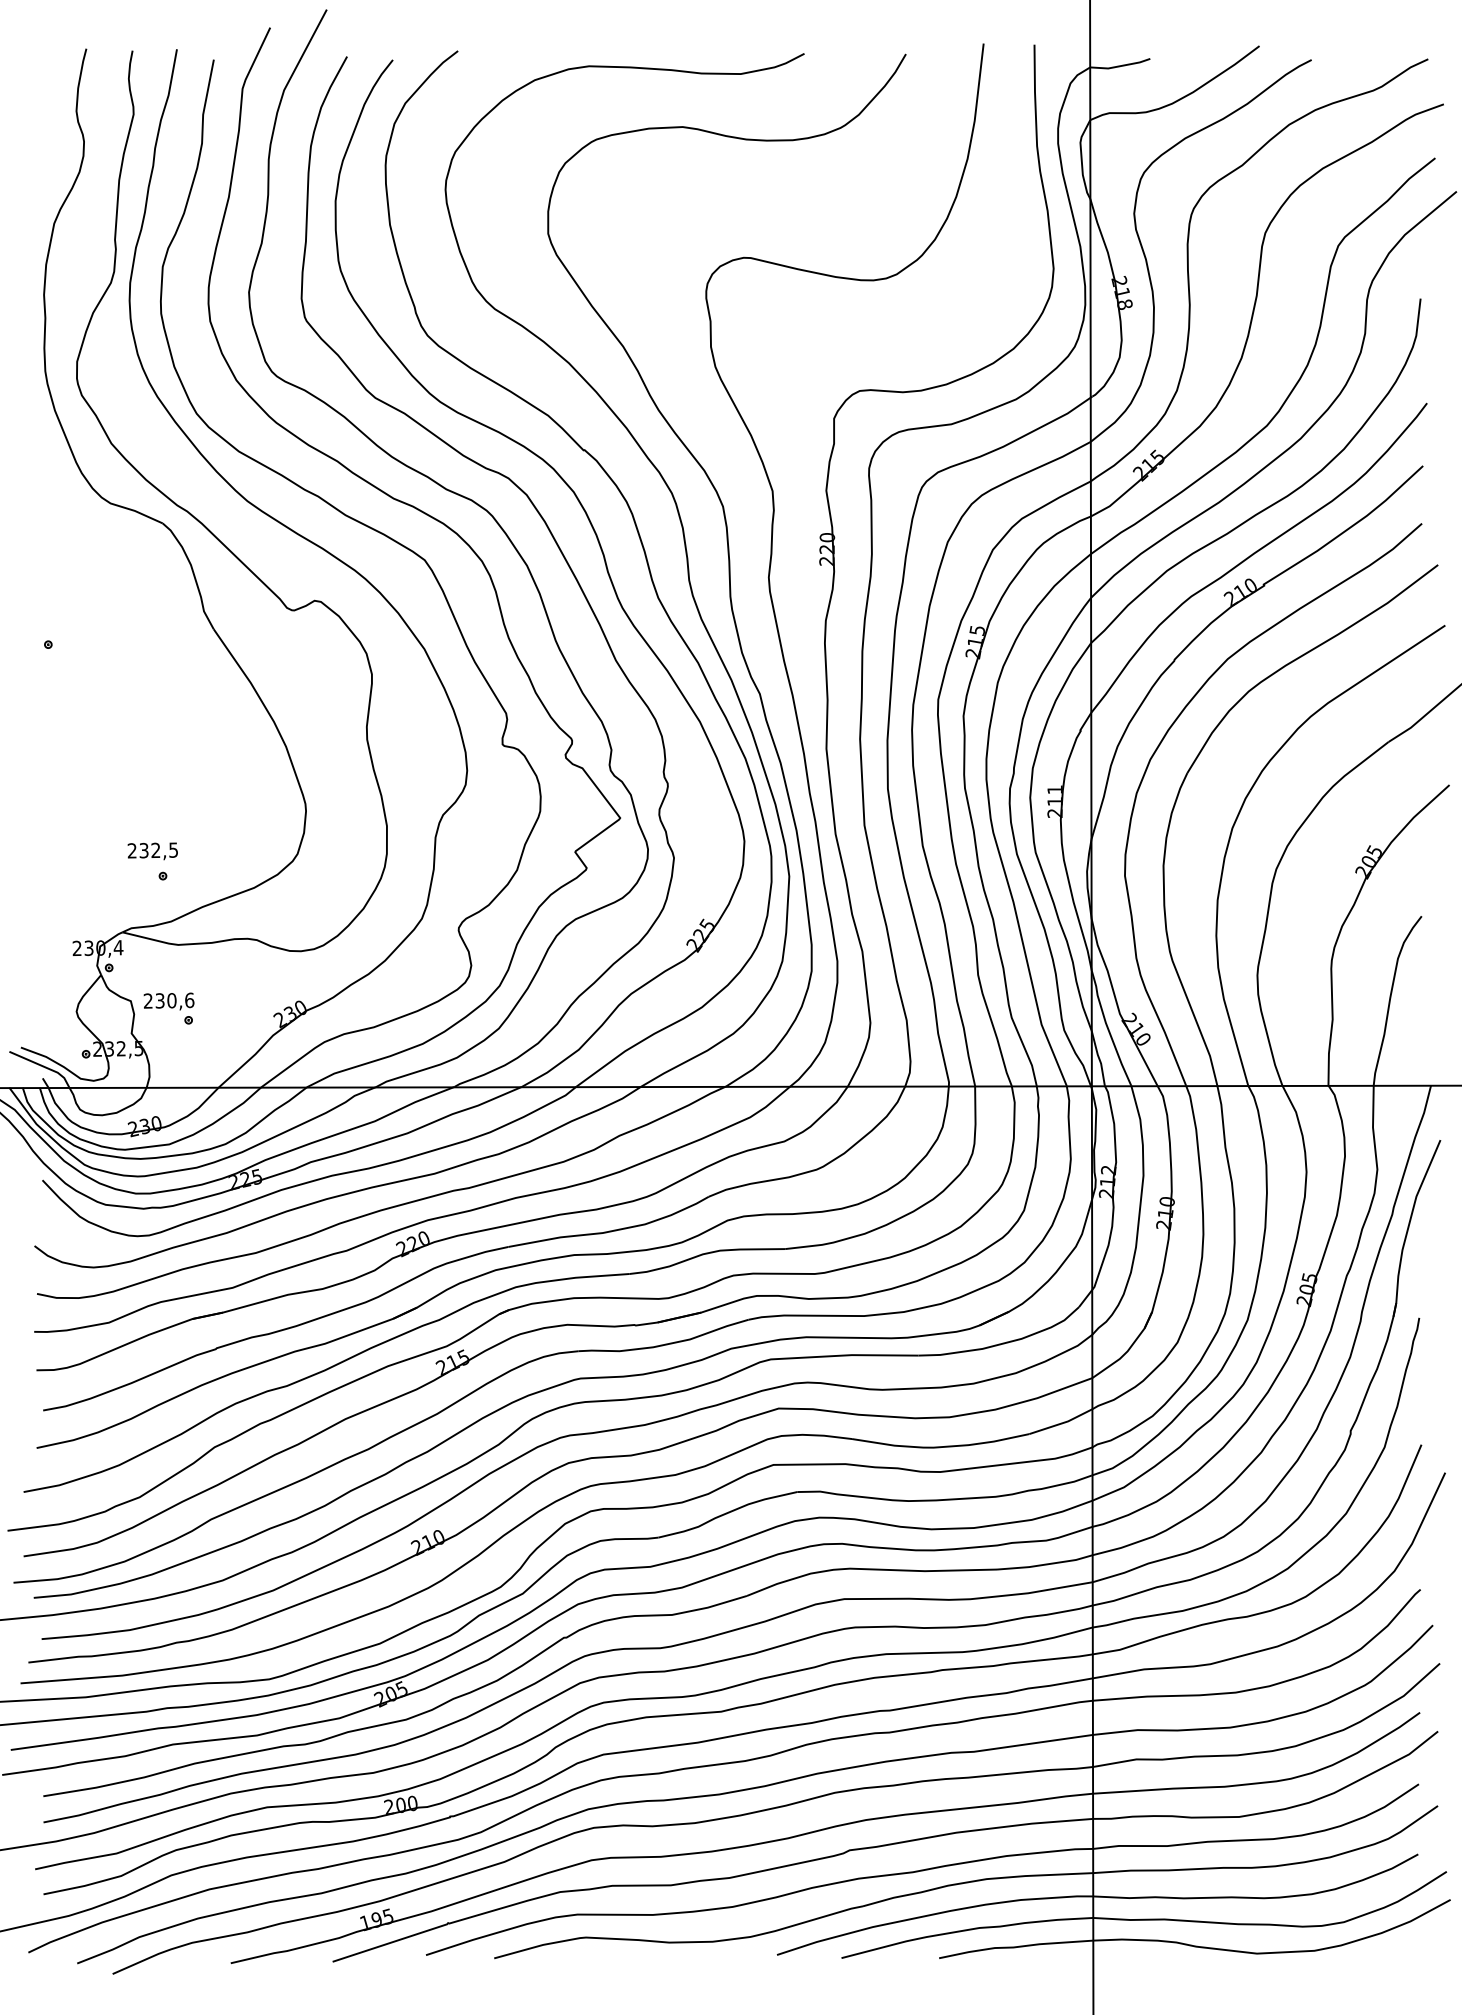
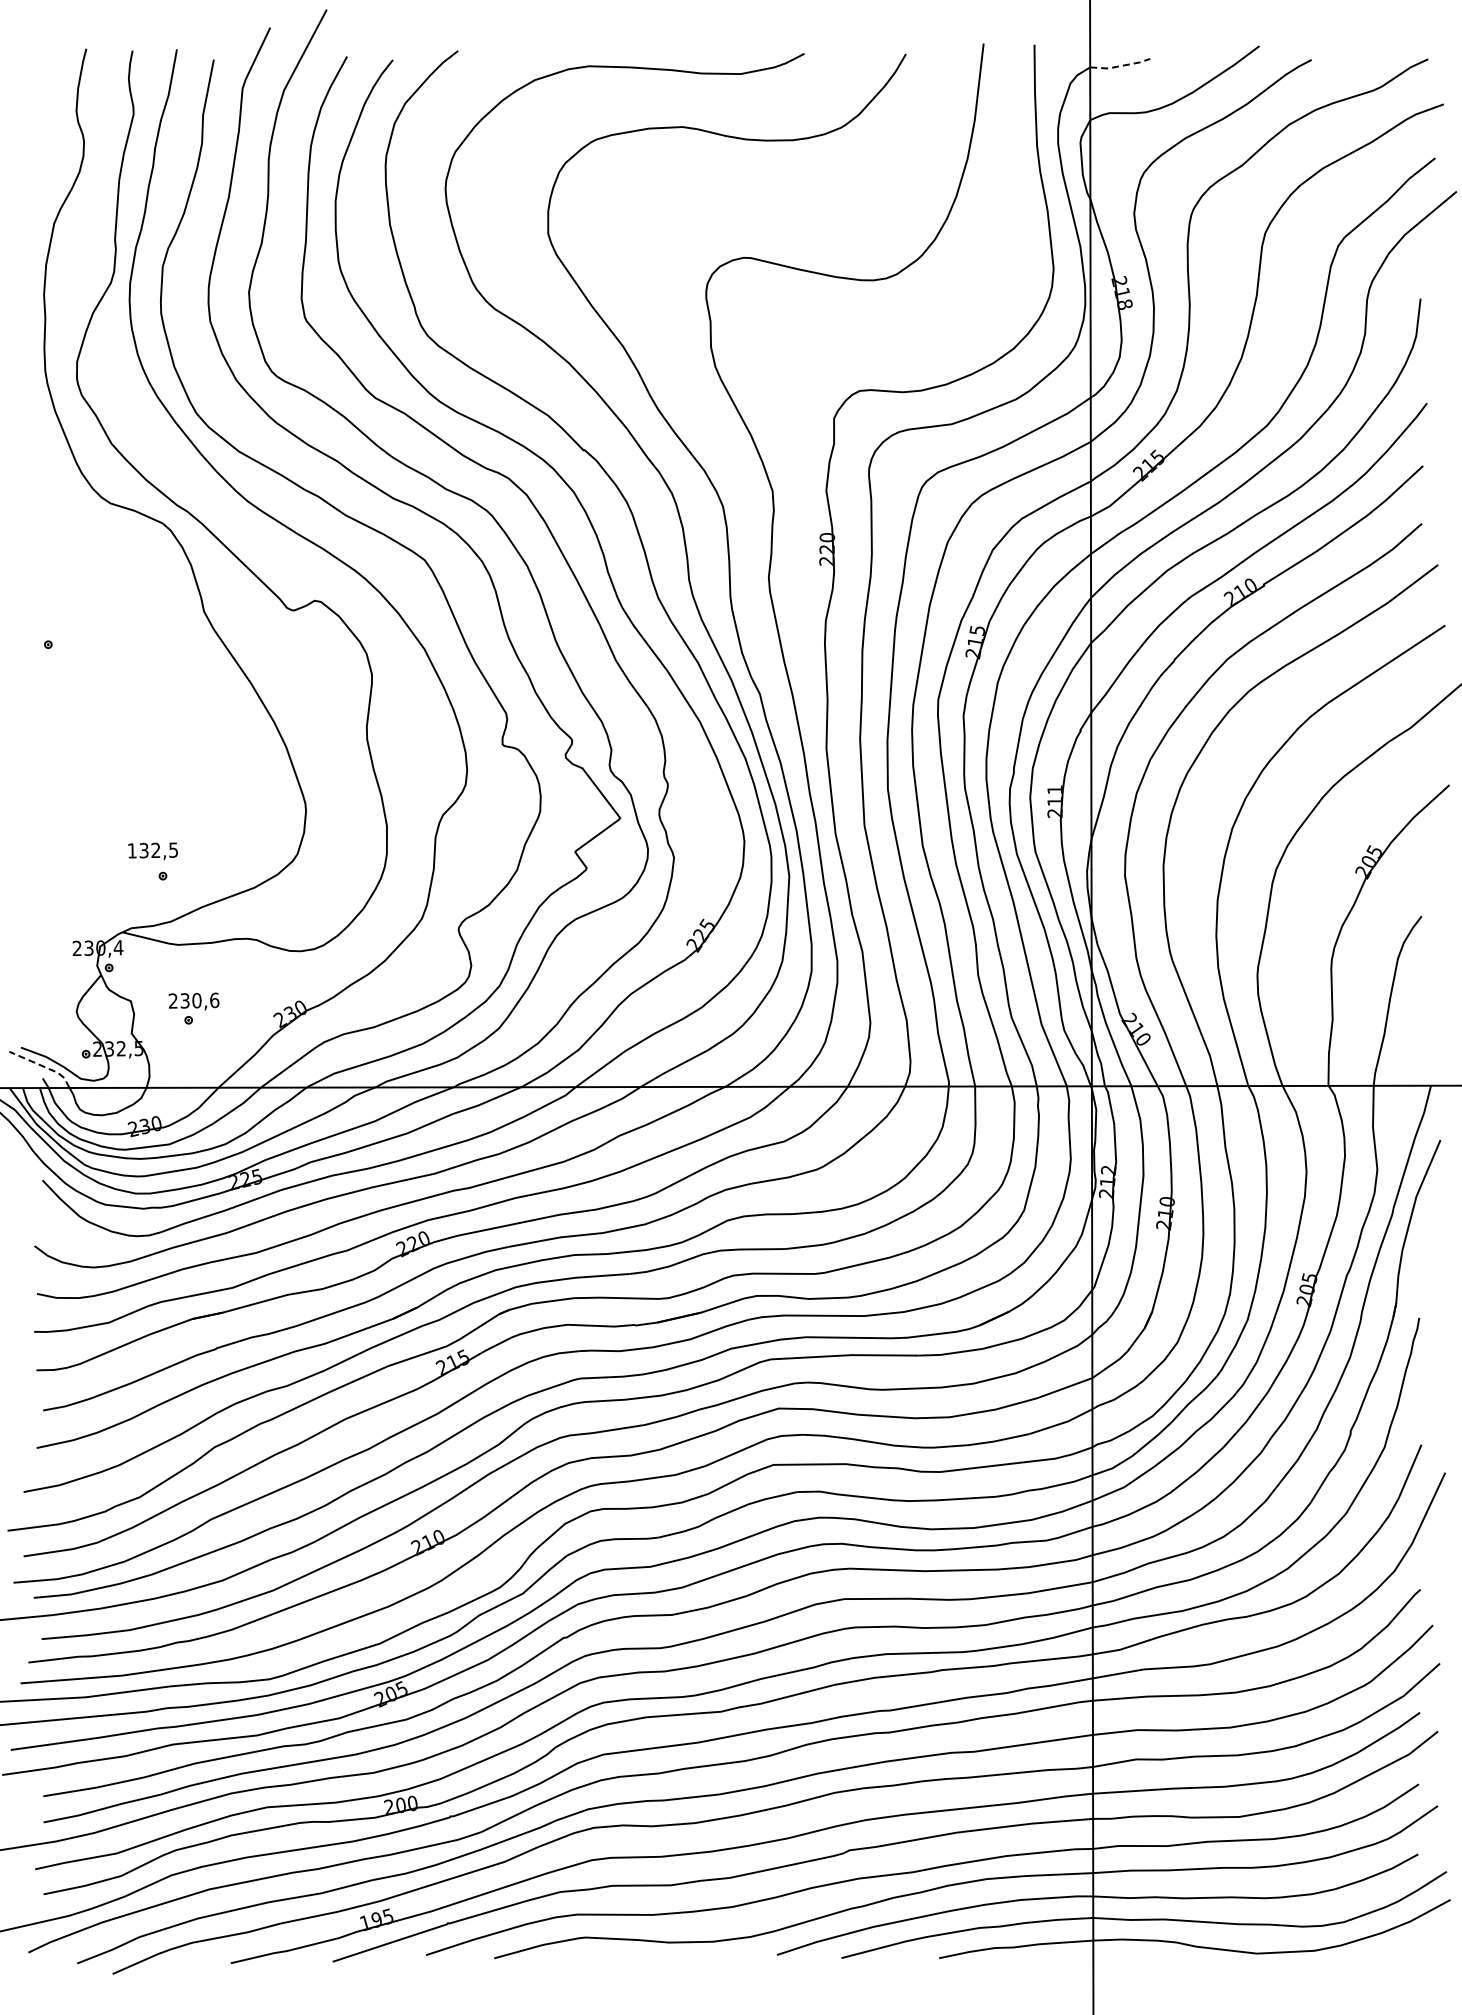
line: solid -> dashed (1120, 66)
text: 232,5 -> 132,5 (131, 850)
text position: (168, 1001) -> (193, 1001) (193, 1001)
line: solid -> dashed (43, 1066)
